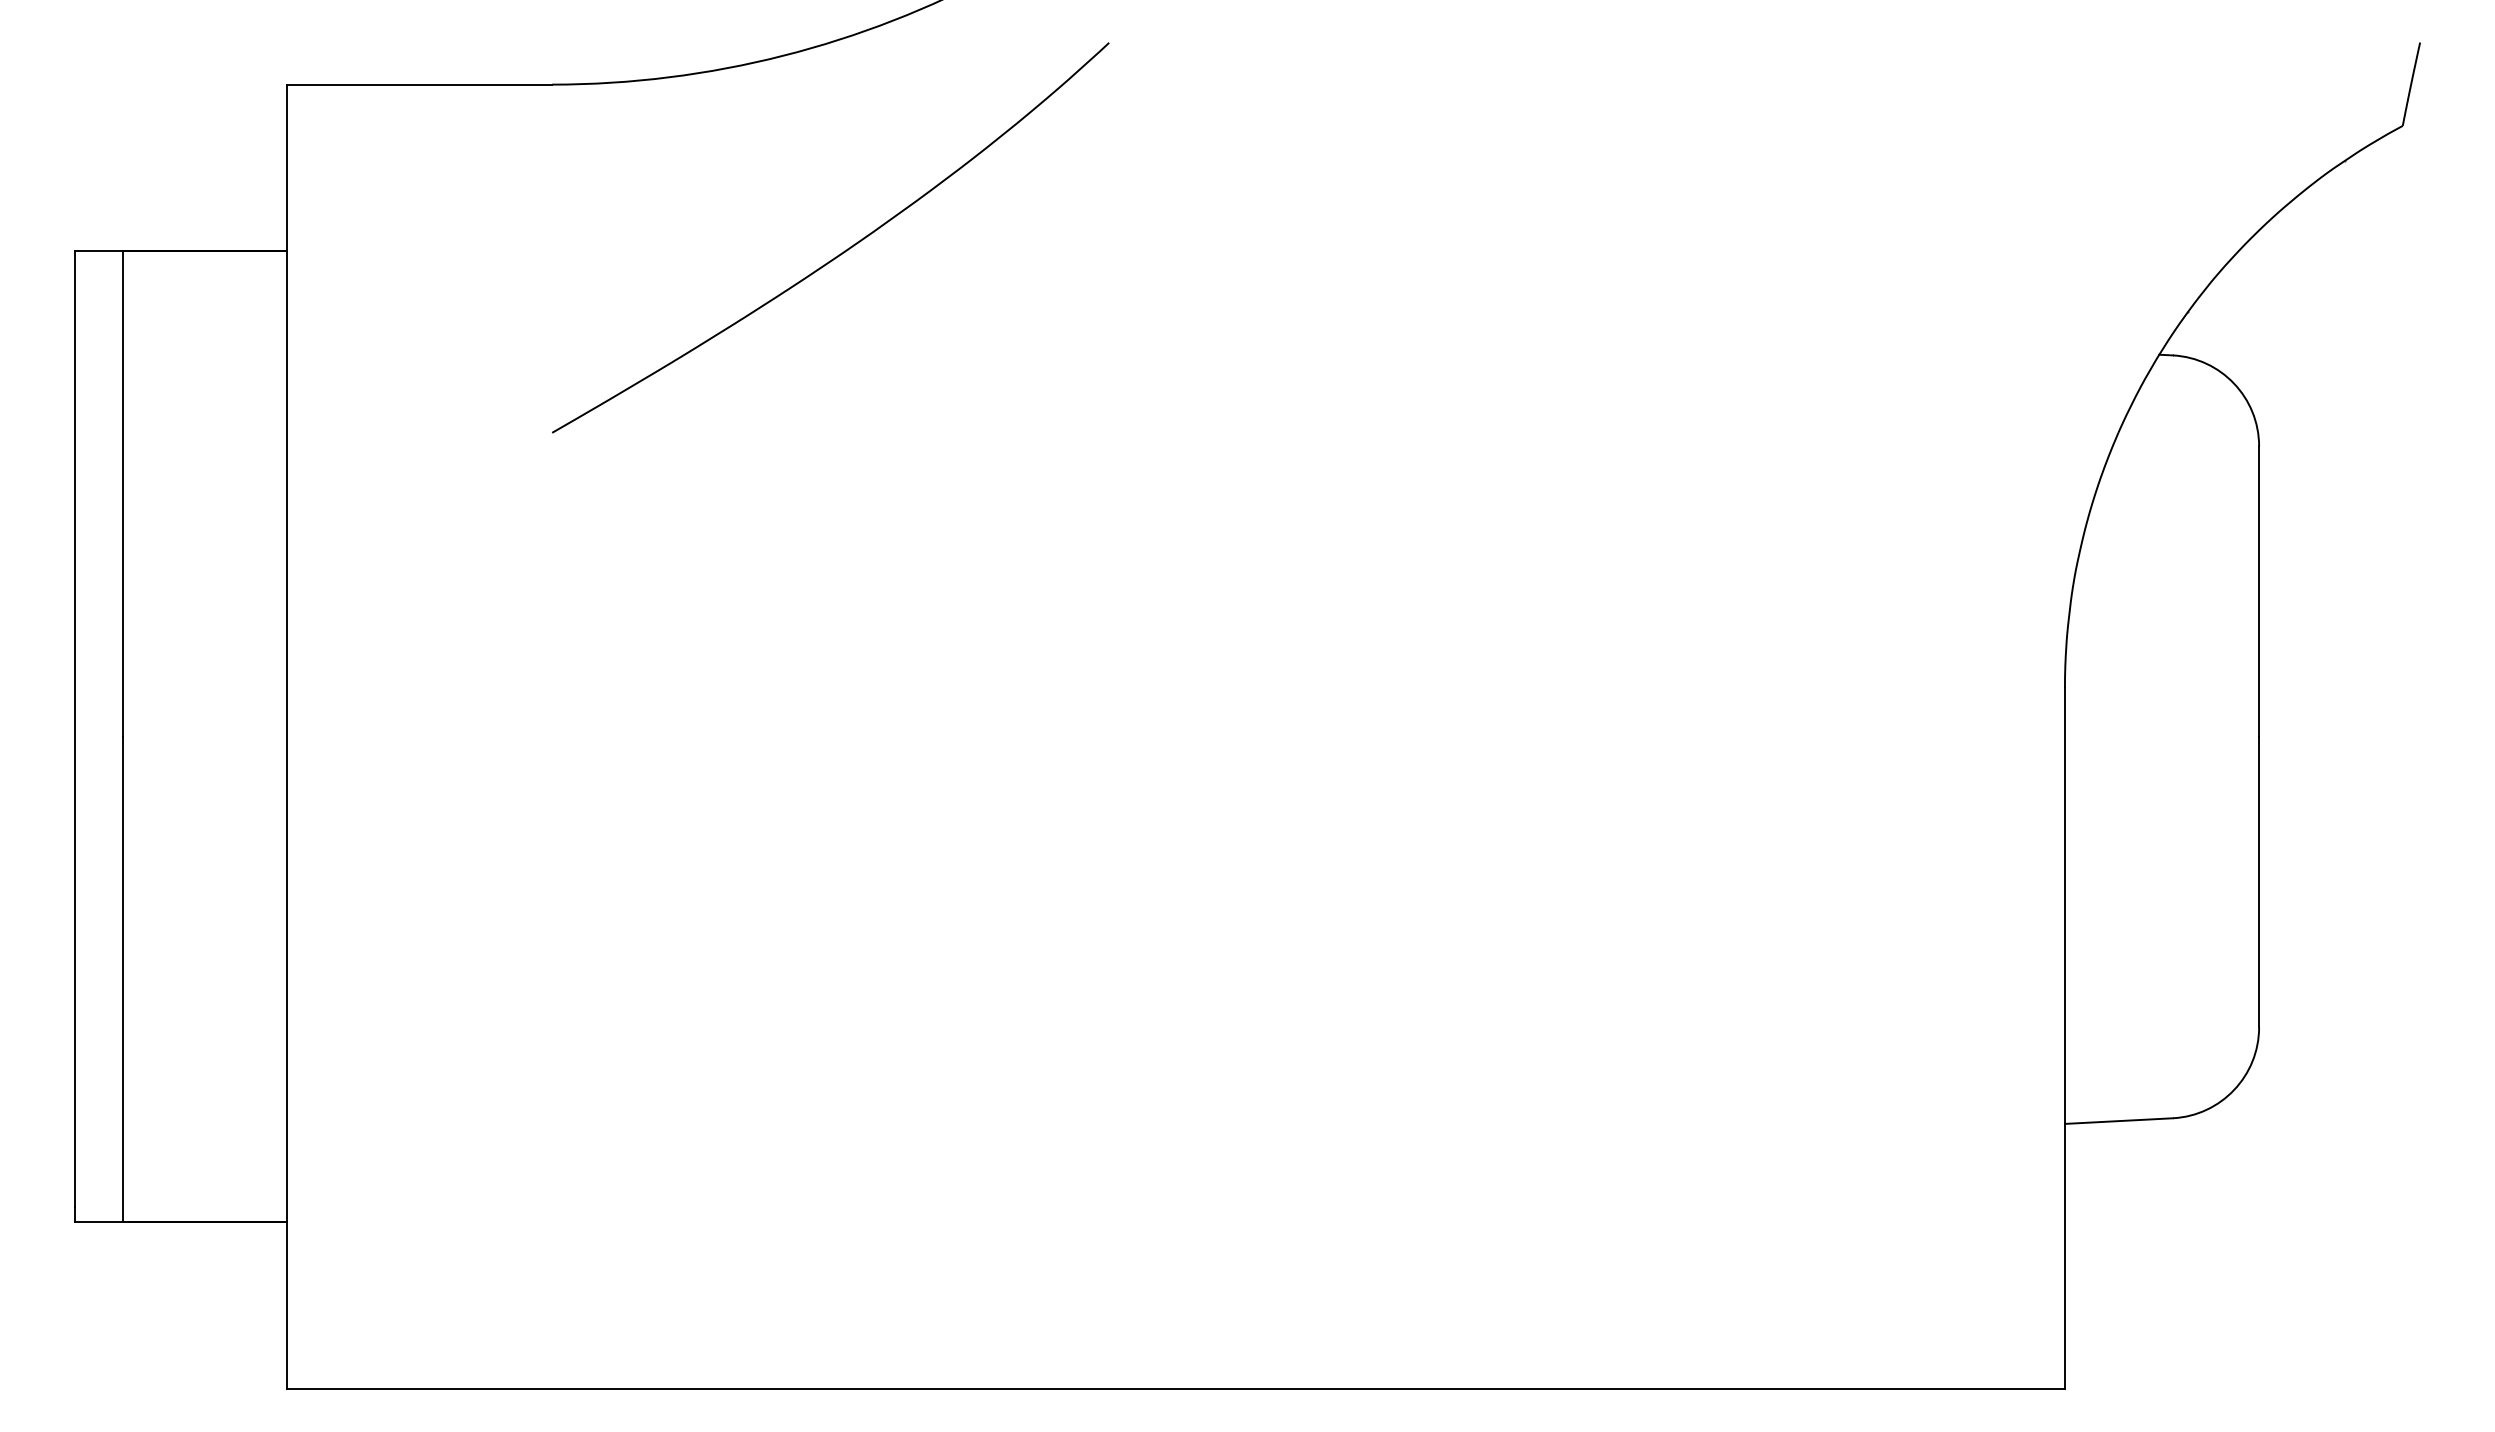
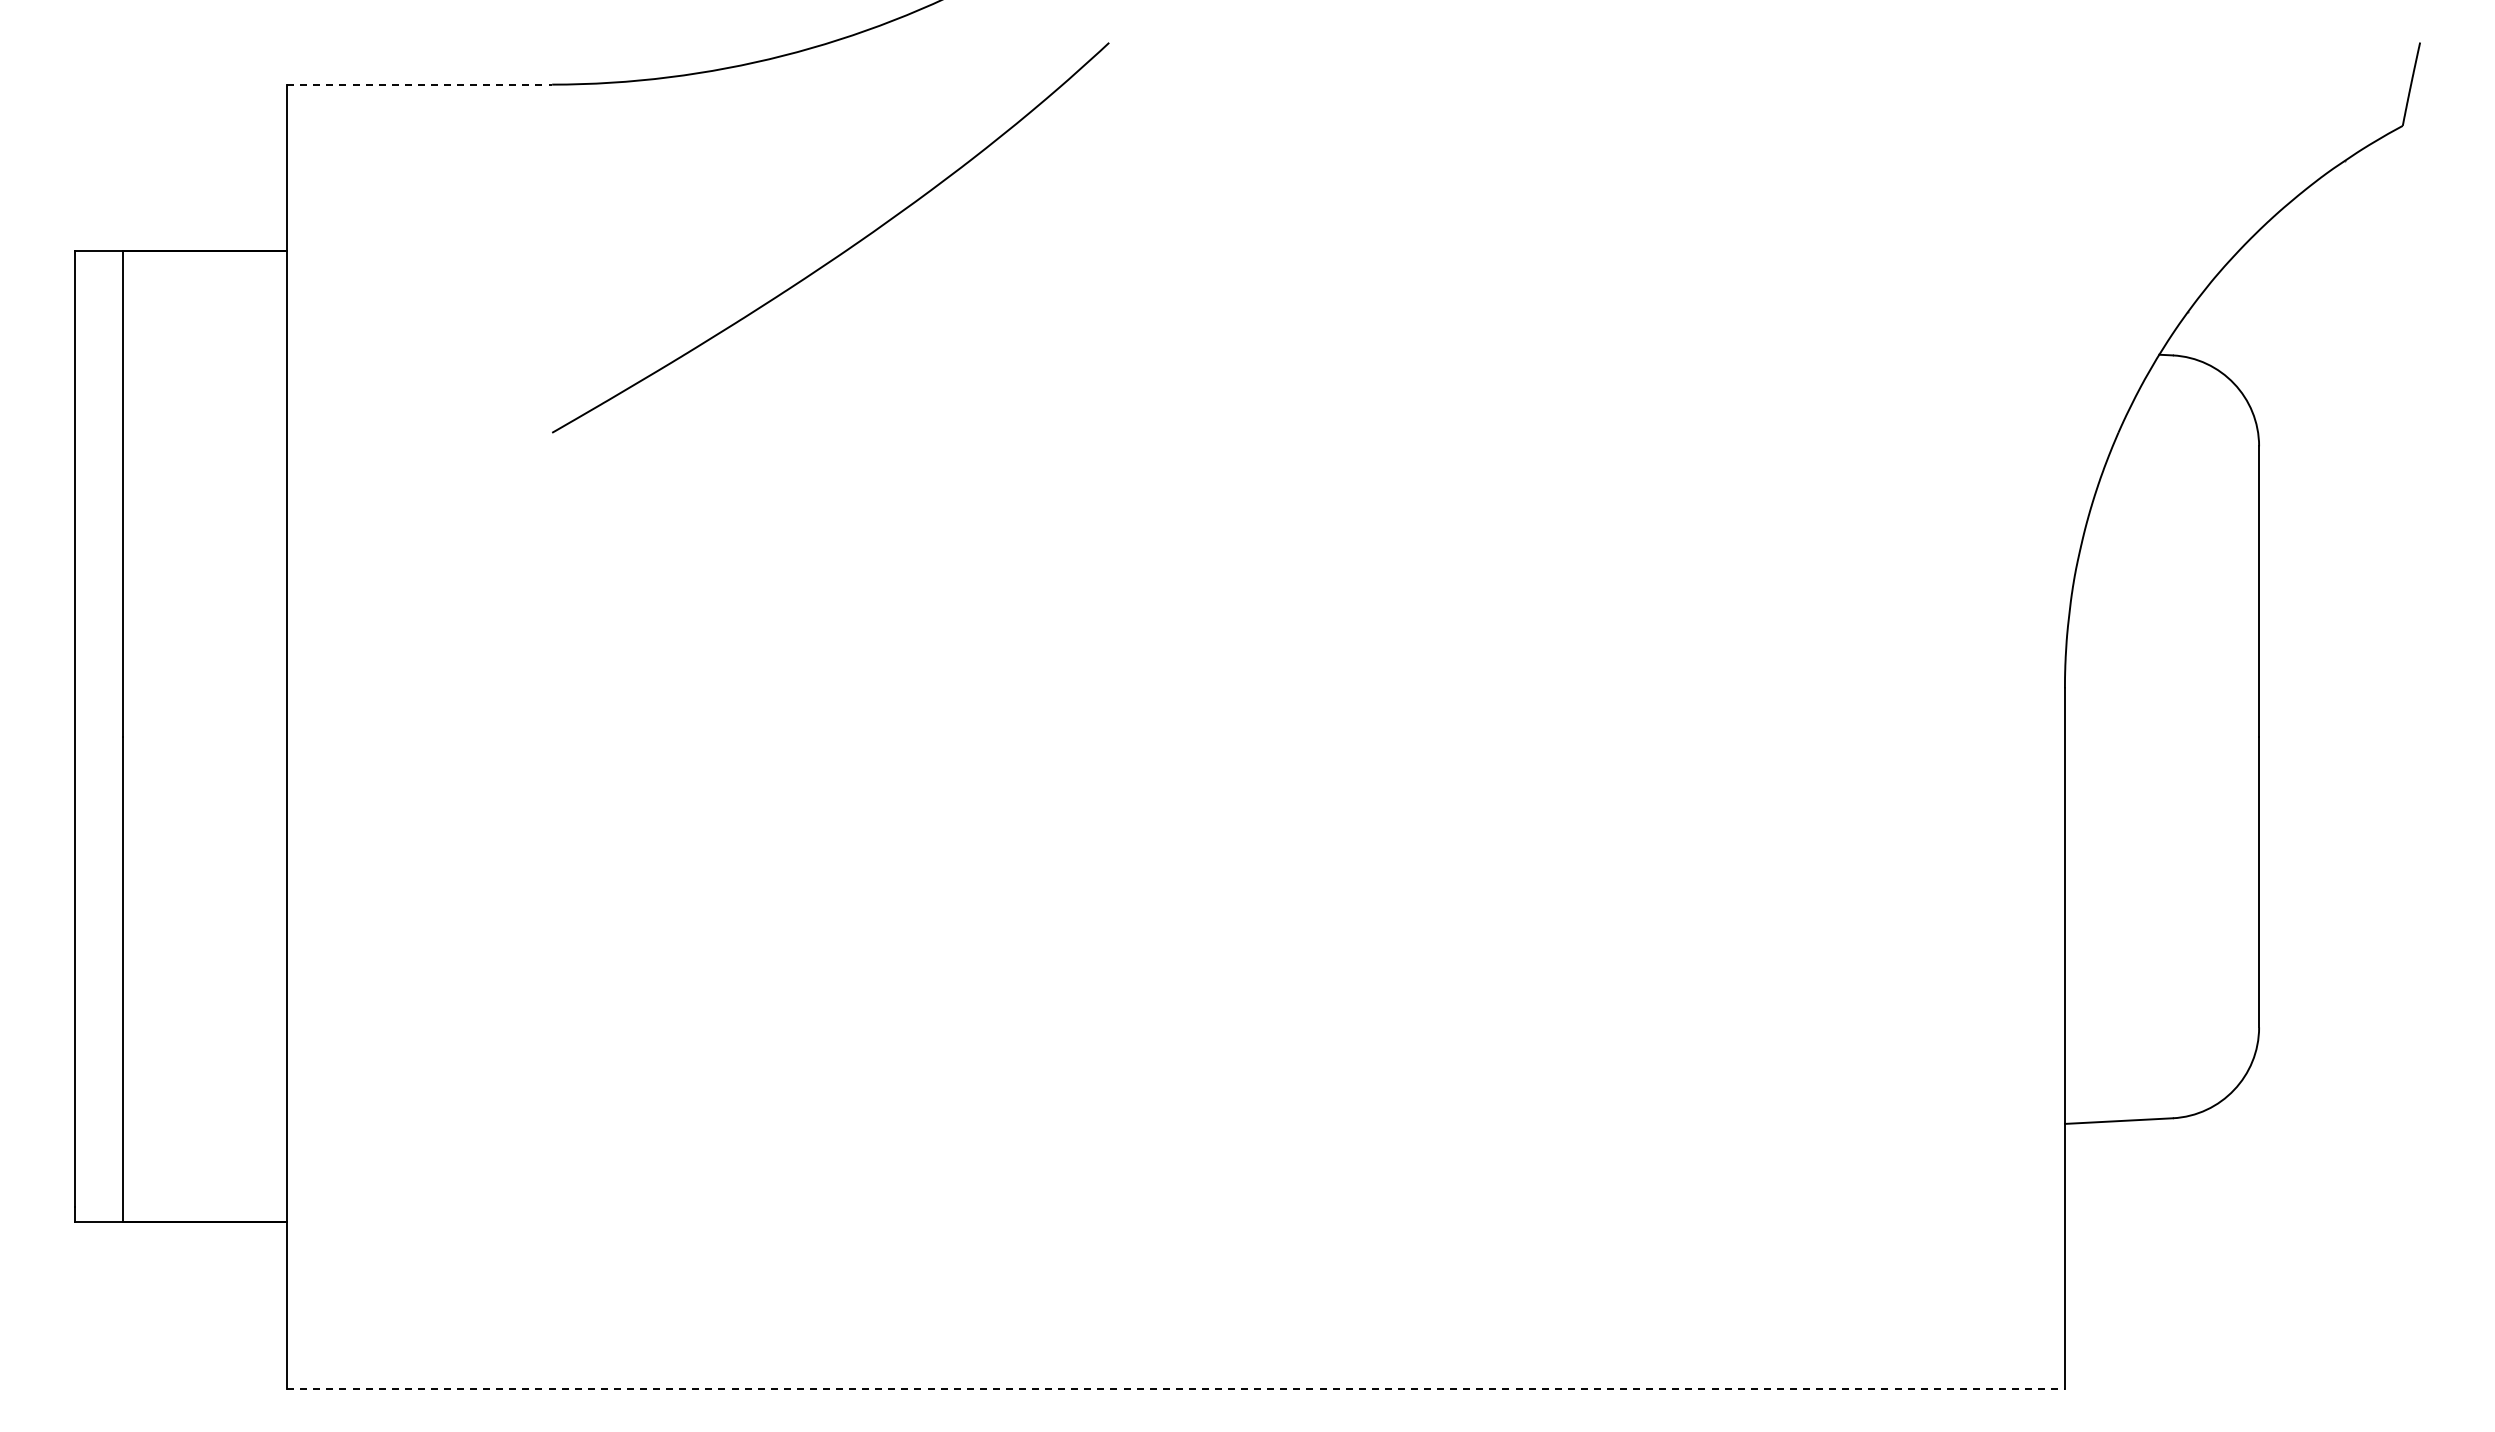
line: solid -> dashed (420, 84)
line: solid -> dashed (1176, 1389)
